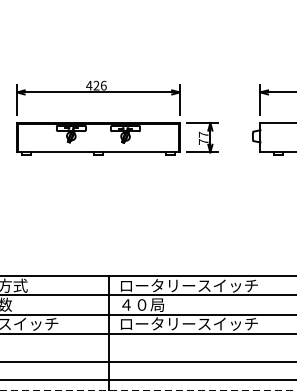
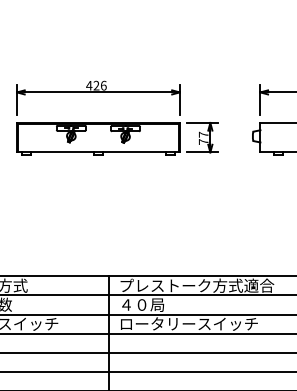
text: ロータリースイッチ -> プレストーク方式適合 (197, 285)
line position: (147, 361) -> (147, 352) (147, 352)
line position: (147, 379) -> (147, 371) (147, 371)
line: dashed -> solid (149, 390)
